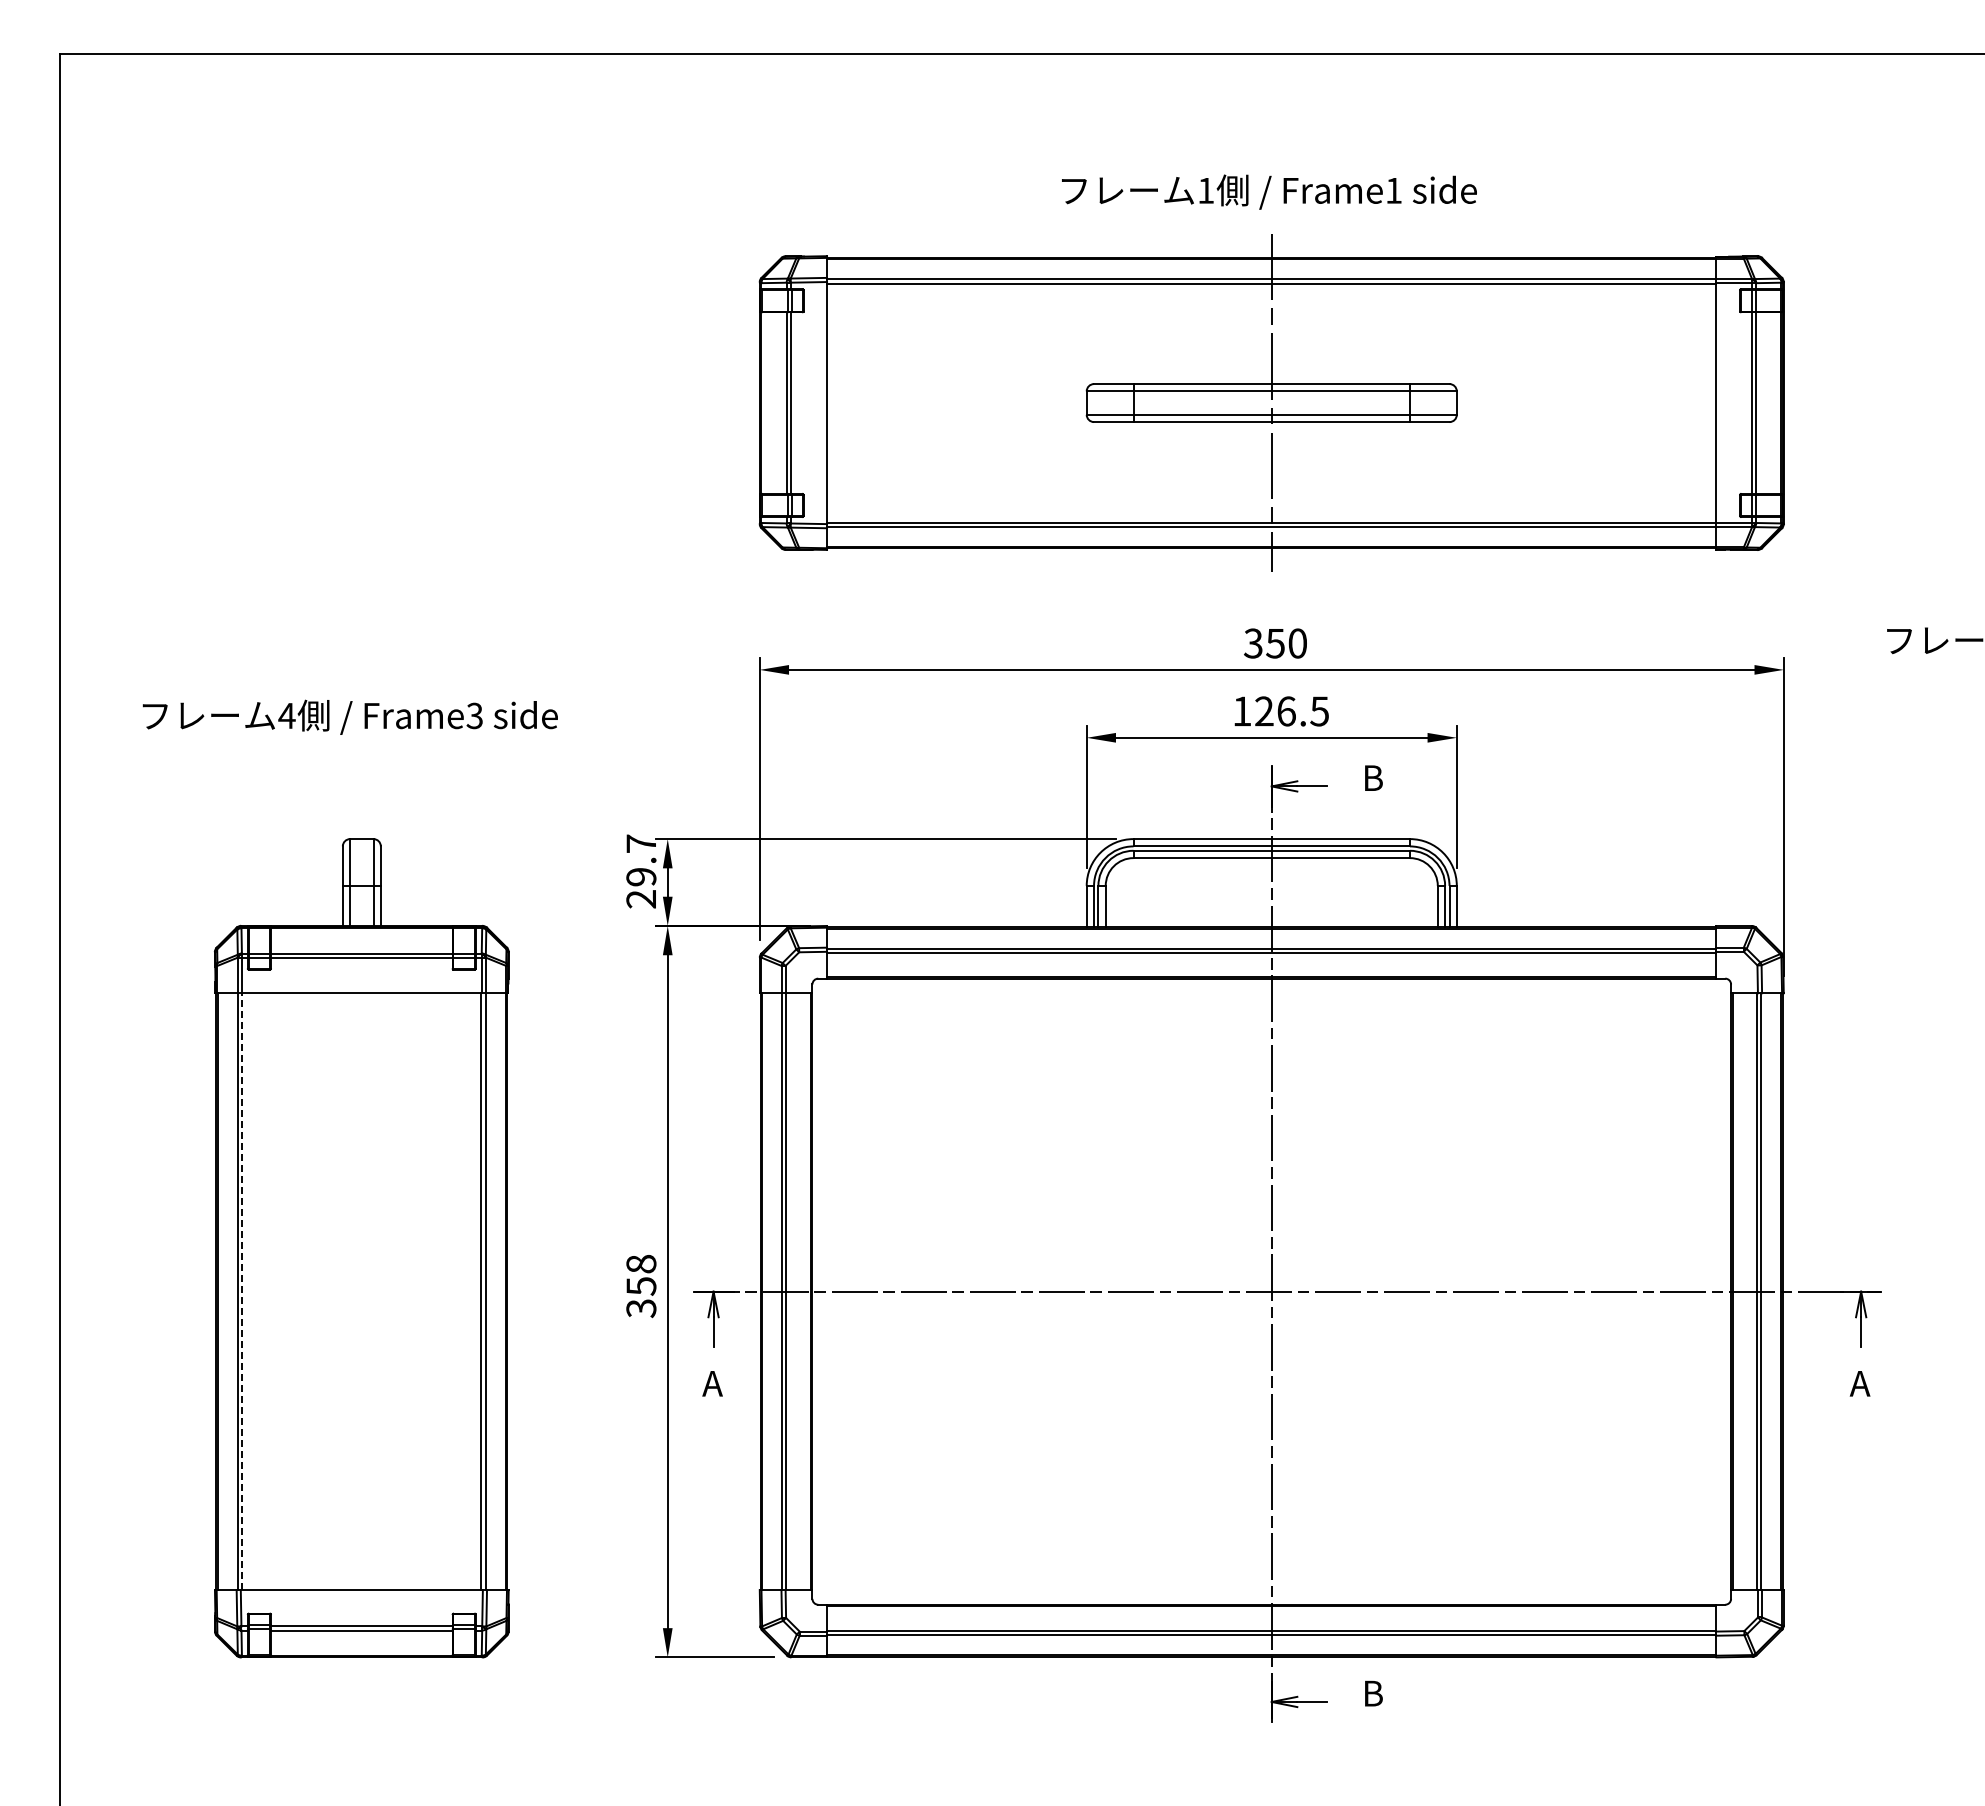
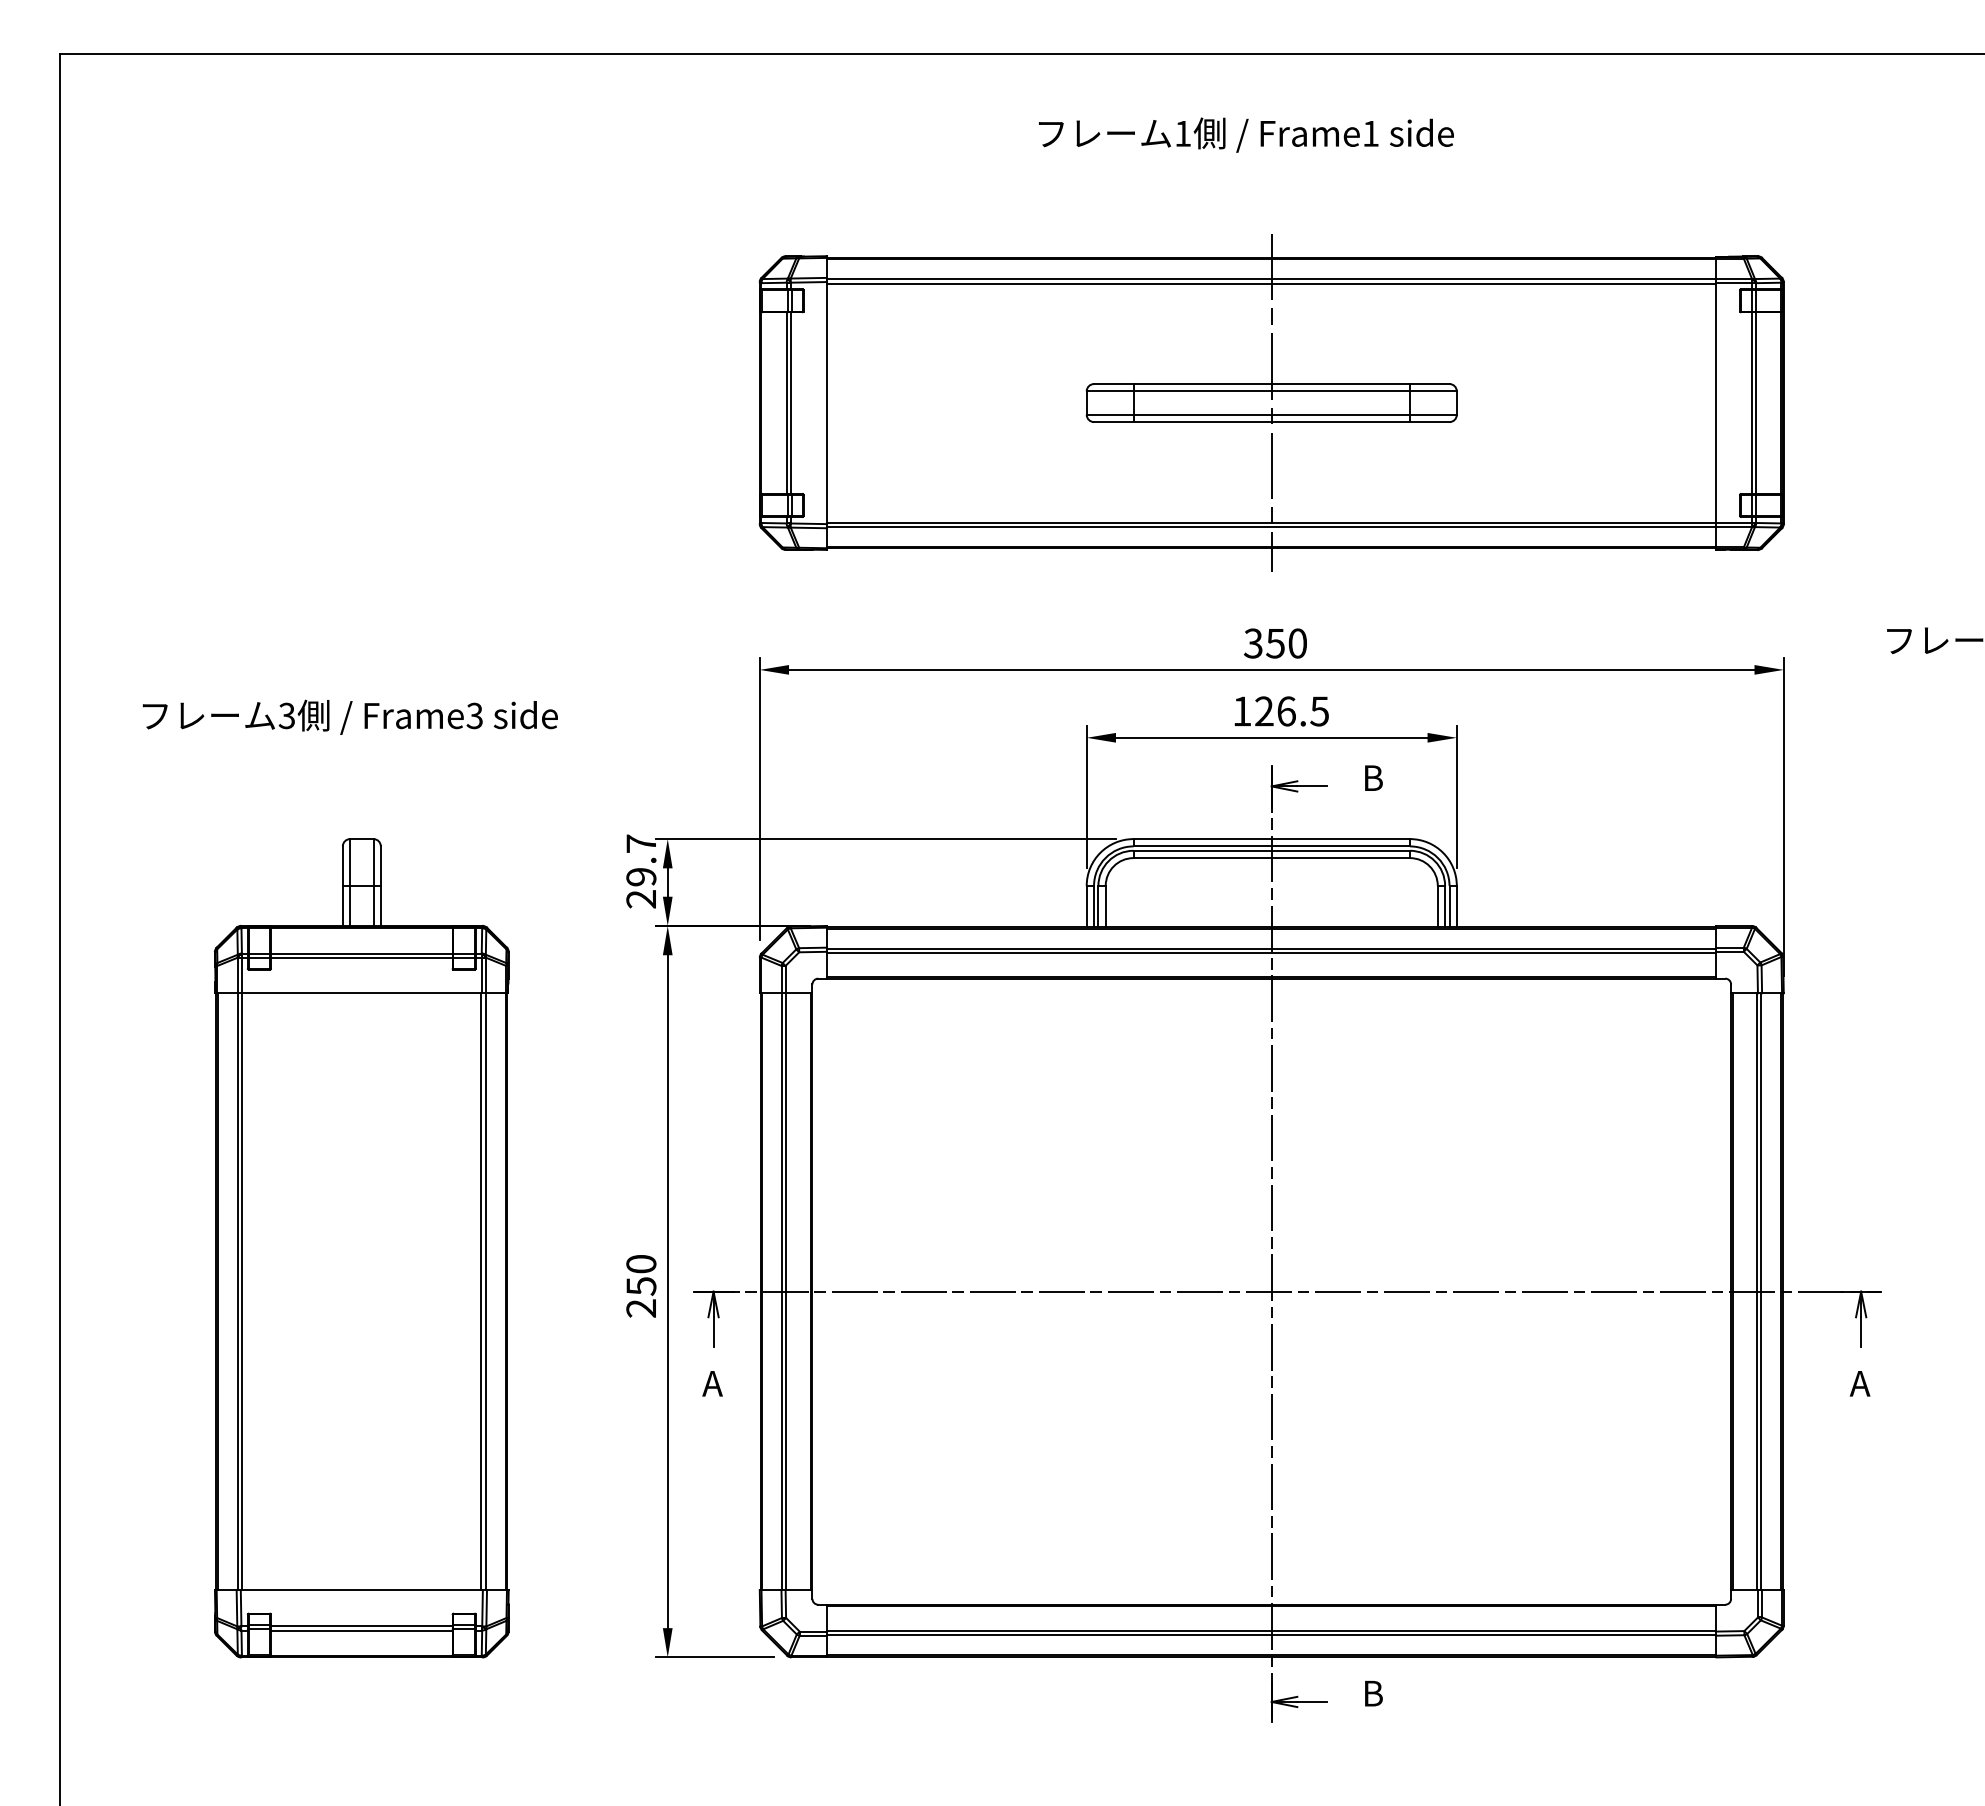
text position: (1269, 191) -> (1246, 134) (1246, 134)
text: 4 -> 3 (286, 715)
text: 358 -> 250 (641, 1286)
line: dashed -> solid (242, 1291)
